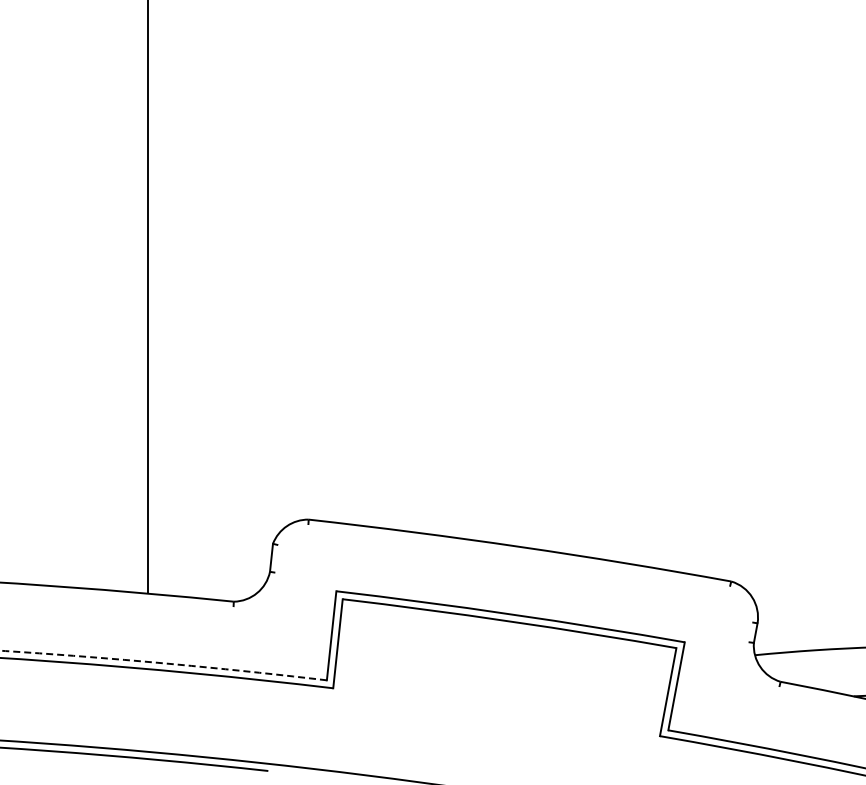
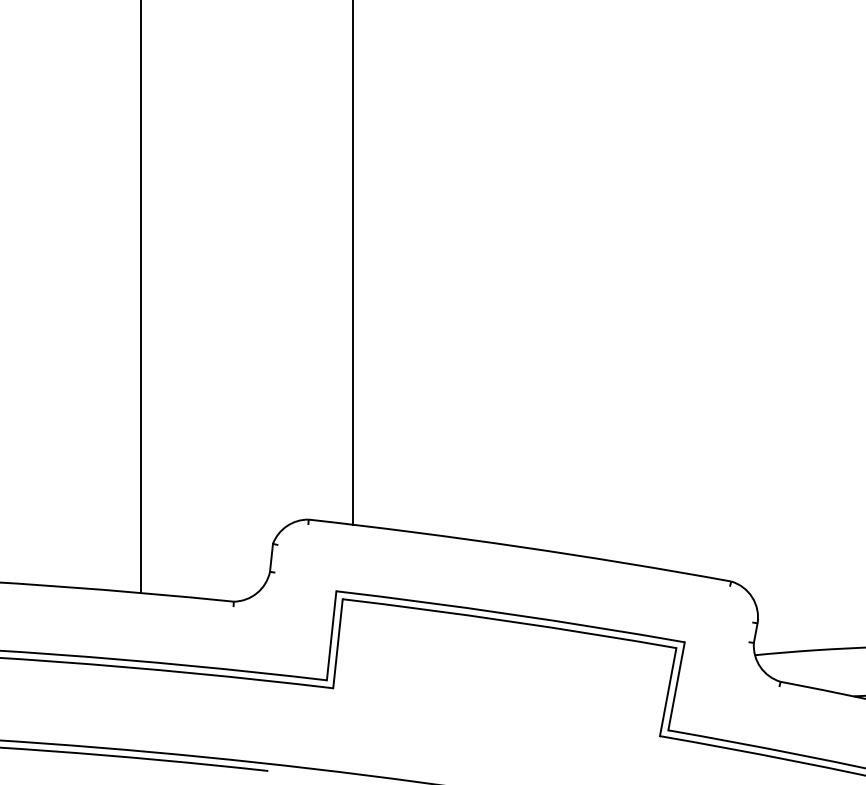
line: none -> present (353, 263)
line position: (147, 297) -> (140, 297) (140, 297)
arc: dashed -> solid (163, 663)
